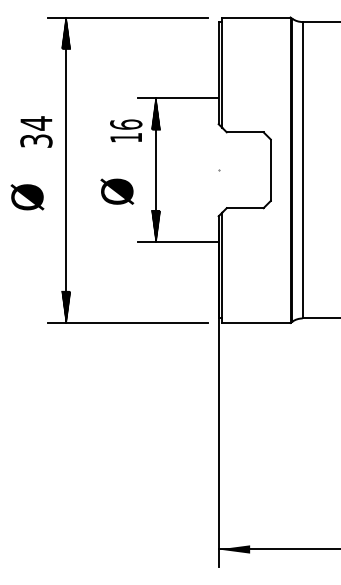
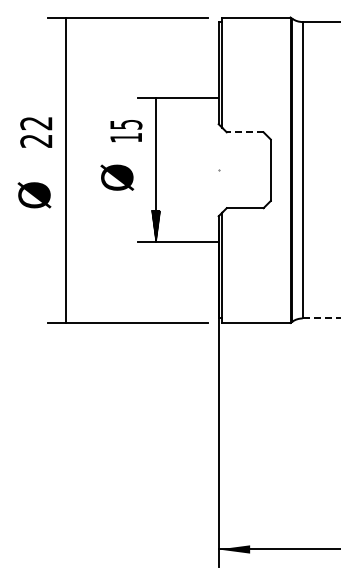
hatch: present -> none (66, 32)
hatch: present -> none (155, 113)
text: 16 -> 15 (126, 124)
text: 34 -> 22 (36, 131)
line: solid -> dashed (244, 132)
text position: (117, 191) -> (117, 177) (117, 177)
text position: (27, 197) -> (34, 195) (34, 195)
hatch: present -> none (66, 306)
line: solid -> dashed (321, 318)
